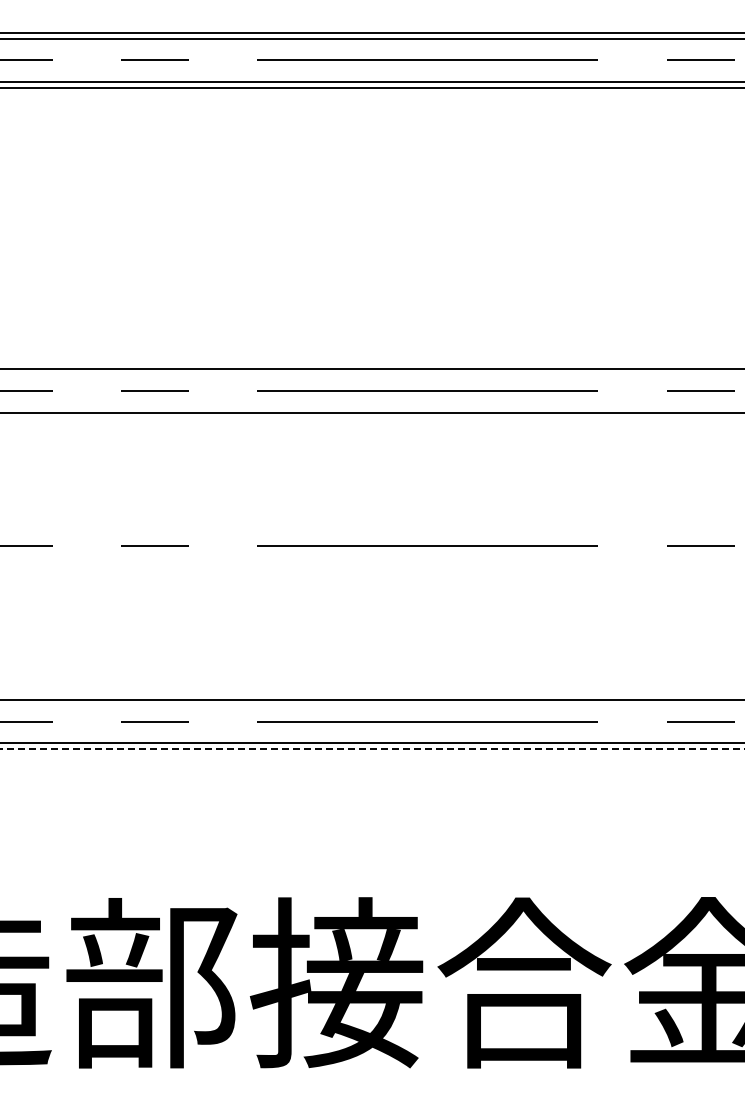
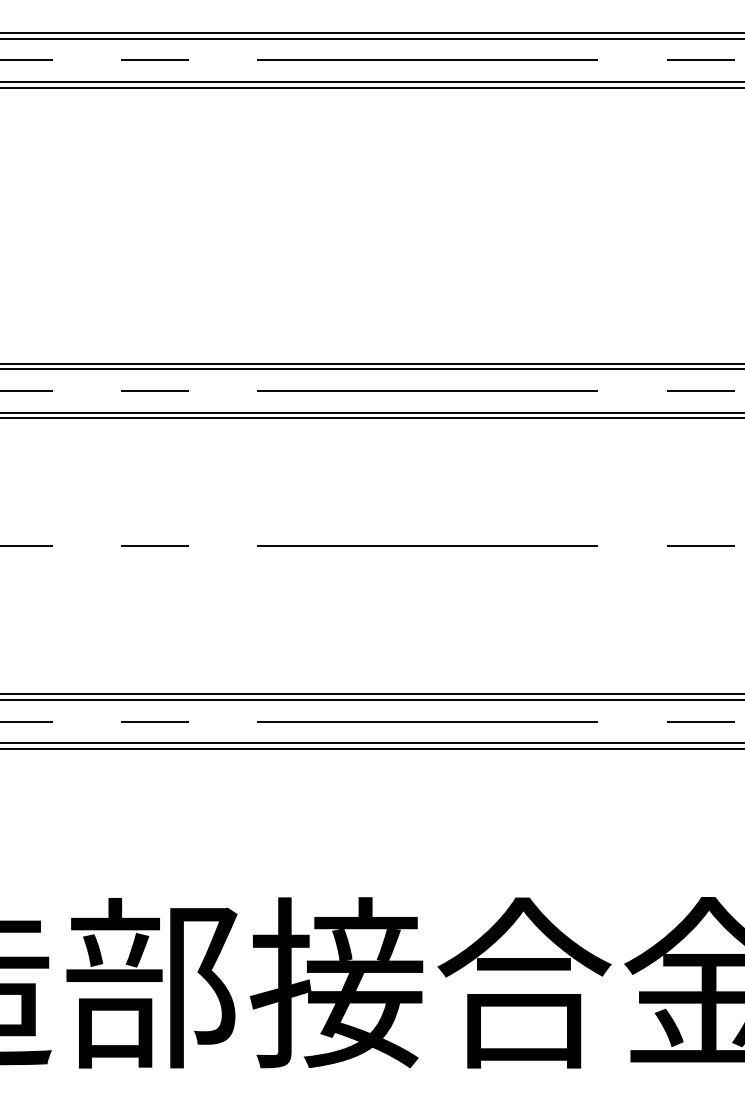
line: none -> present (371, 363)
line: none -> present (371, 418)
line: none -> present (371, 694)
line: dashed -> solid (372, 748)
